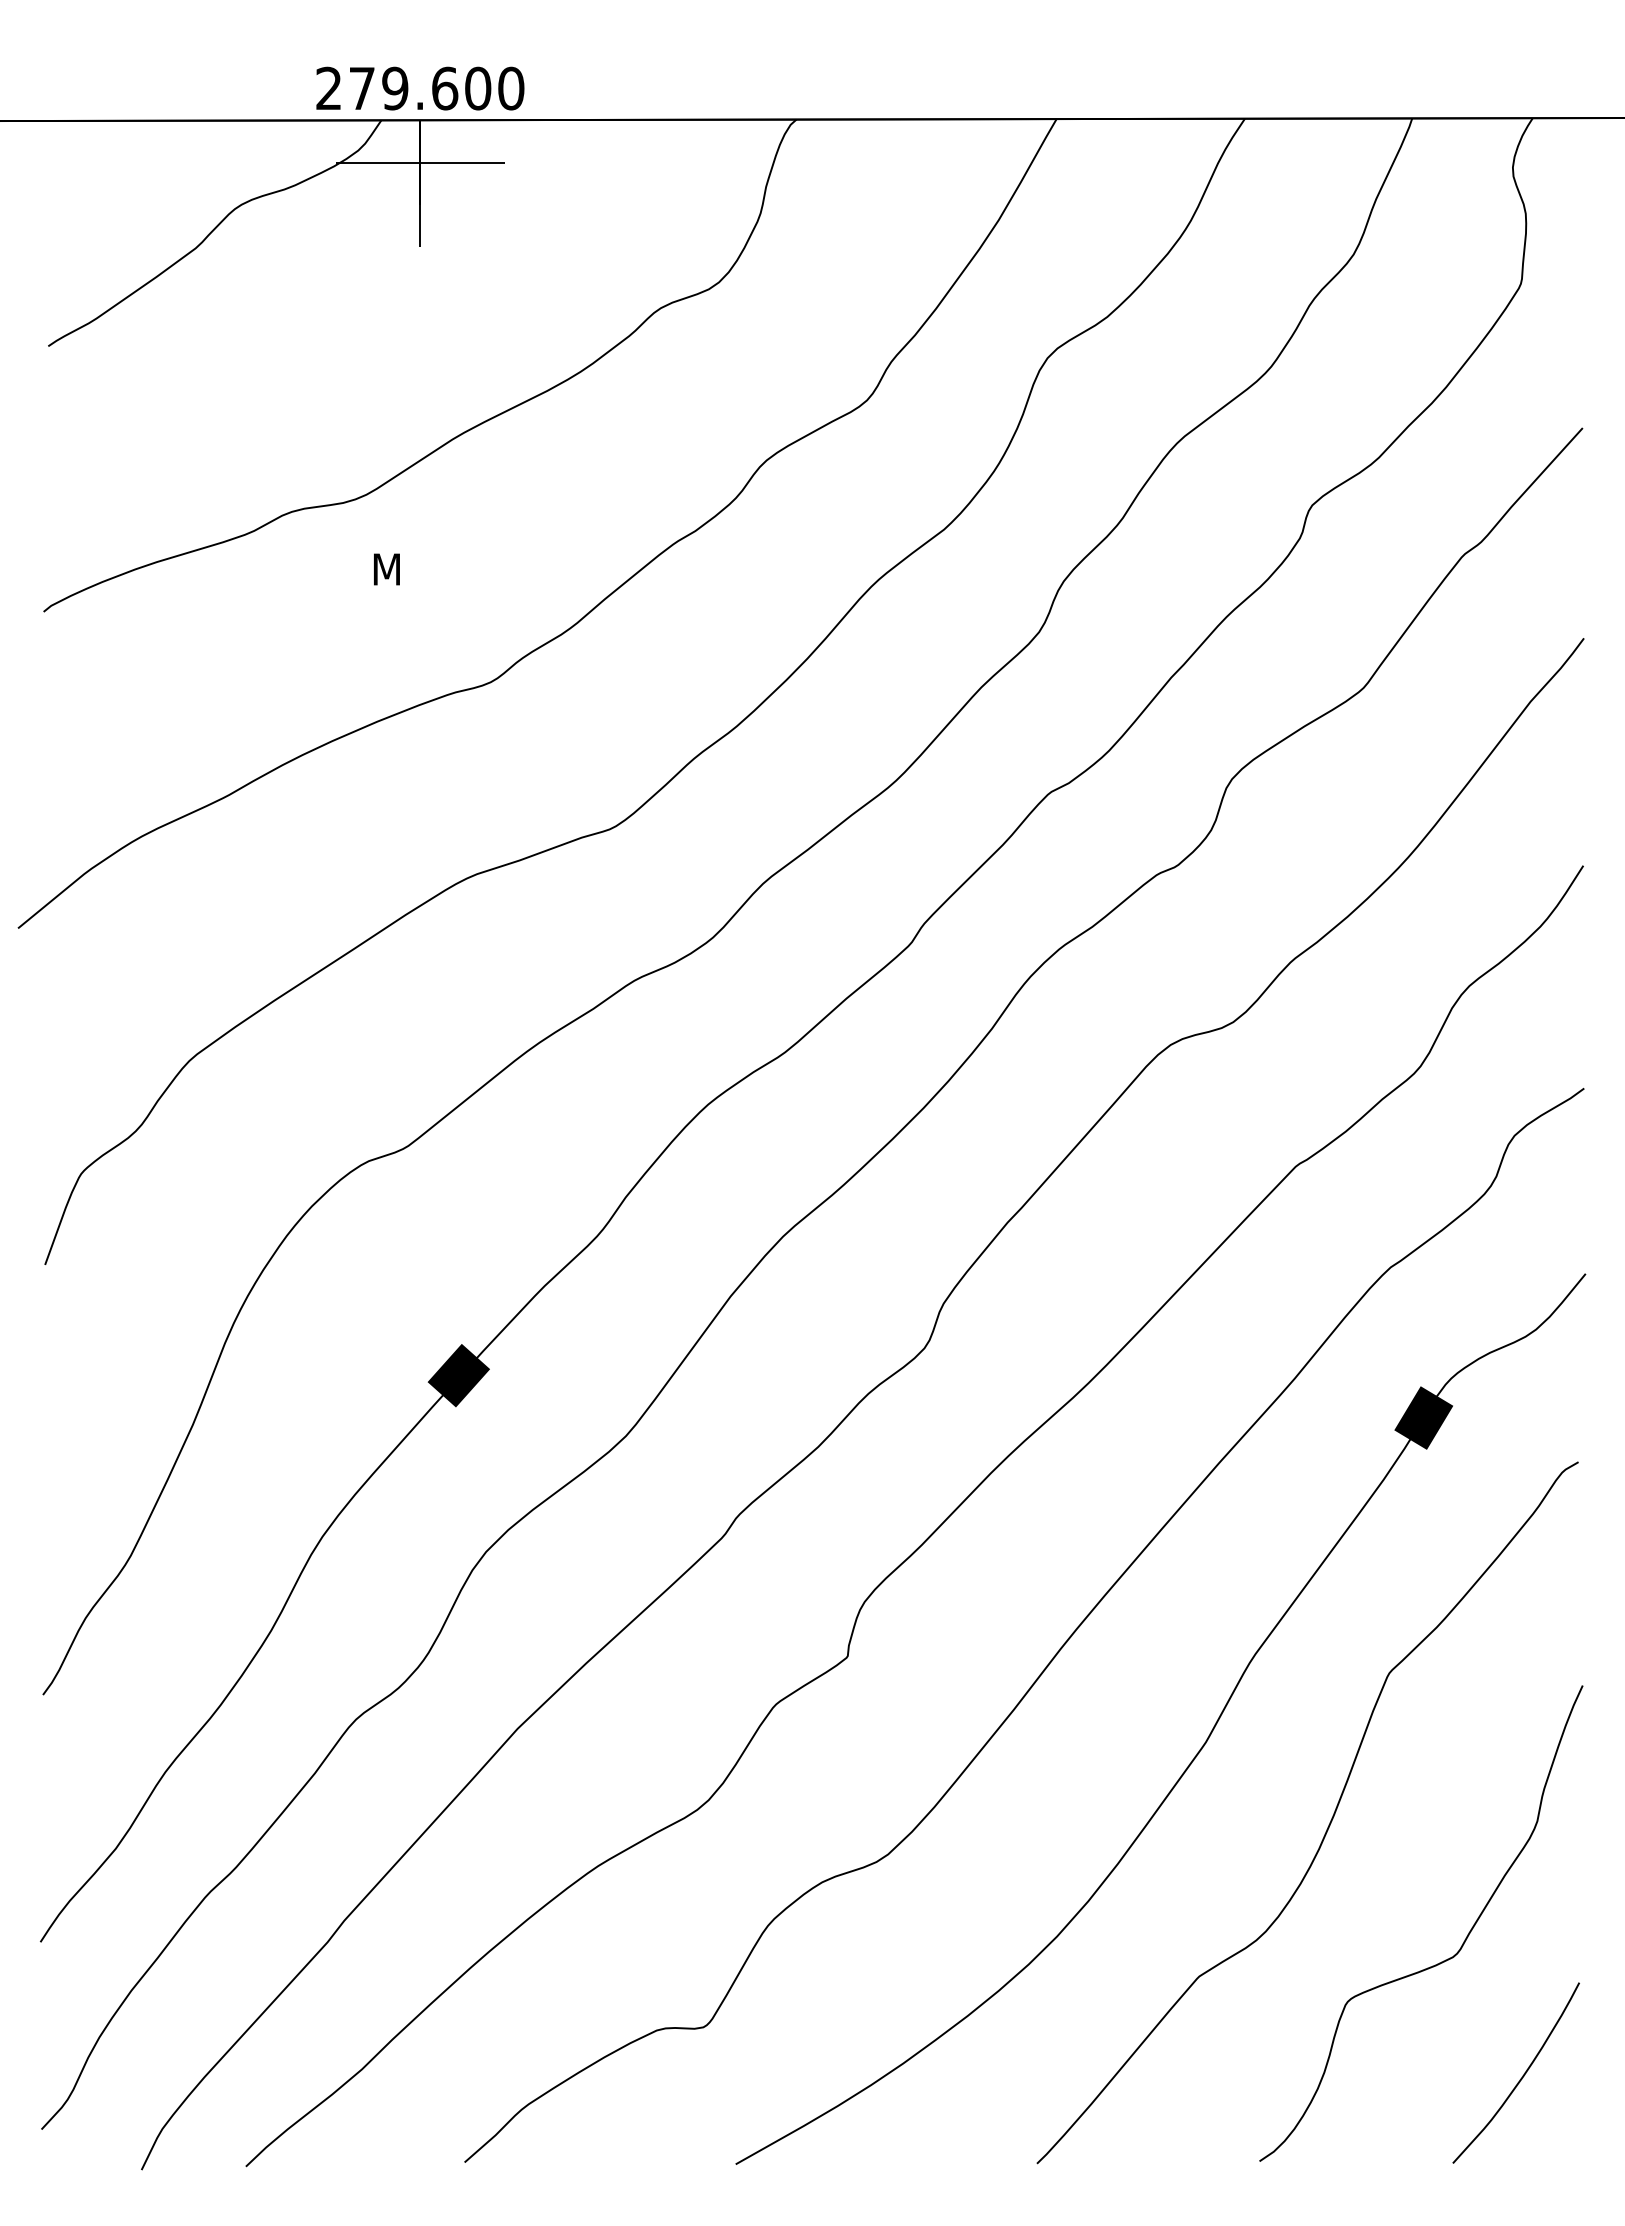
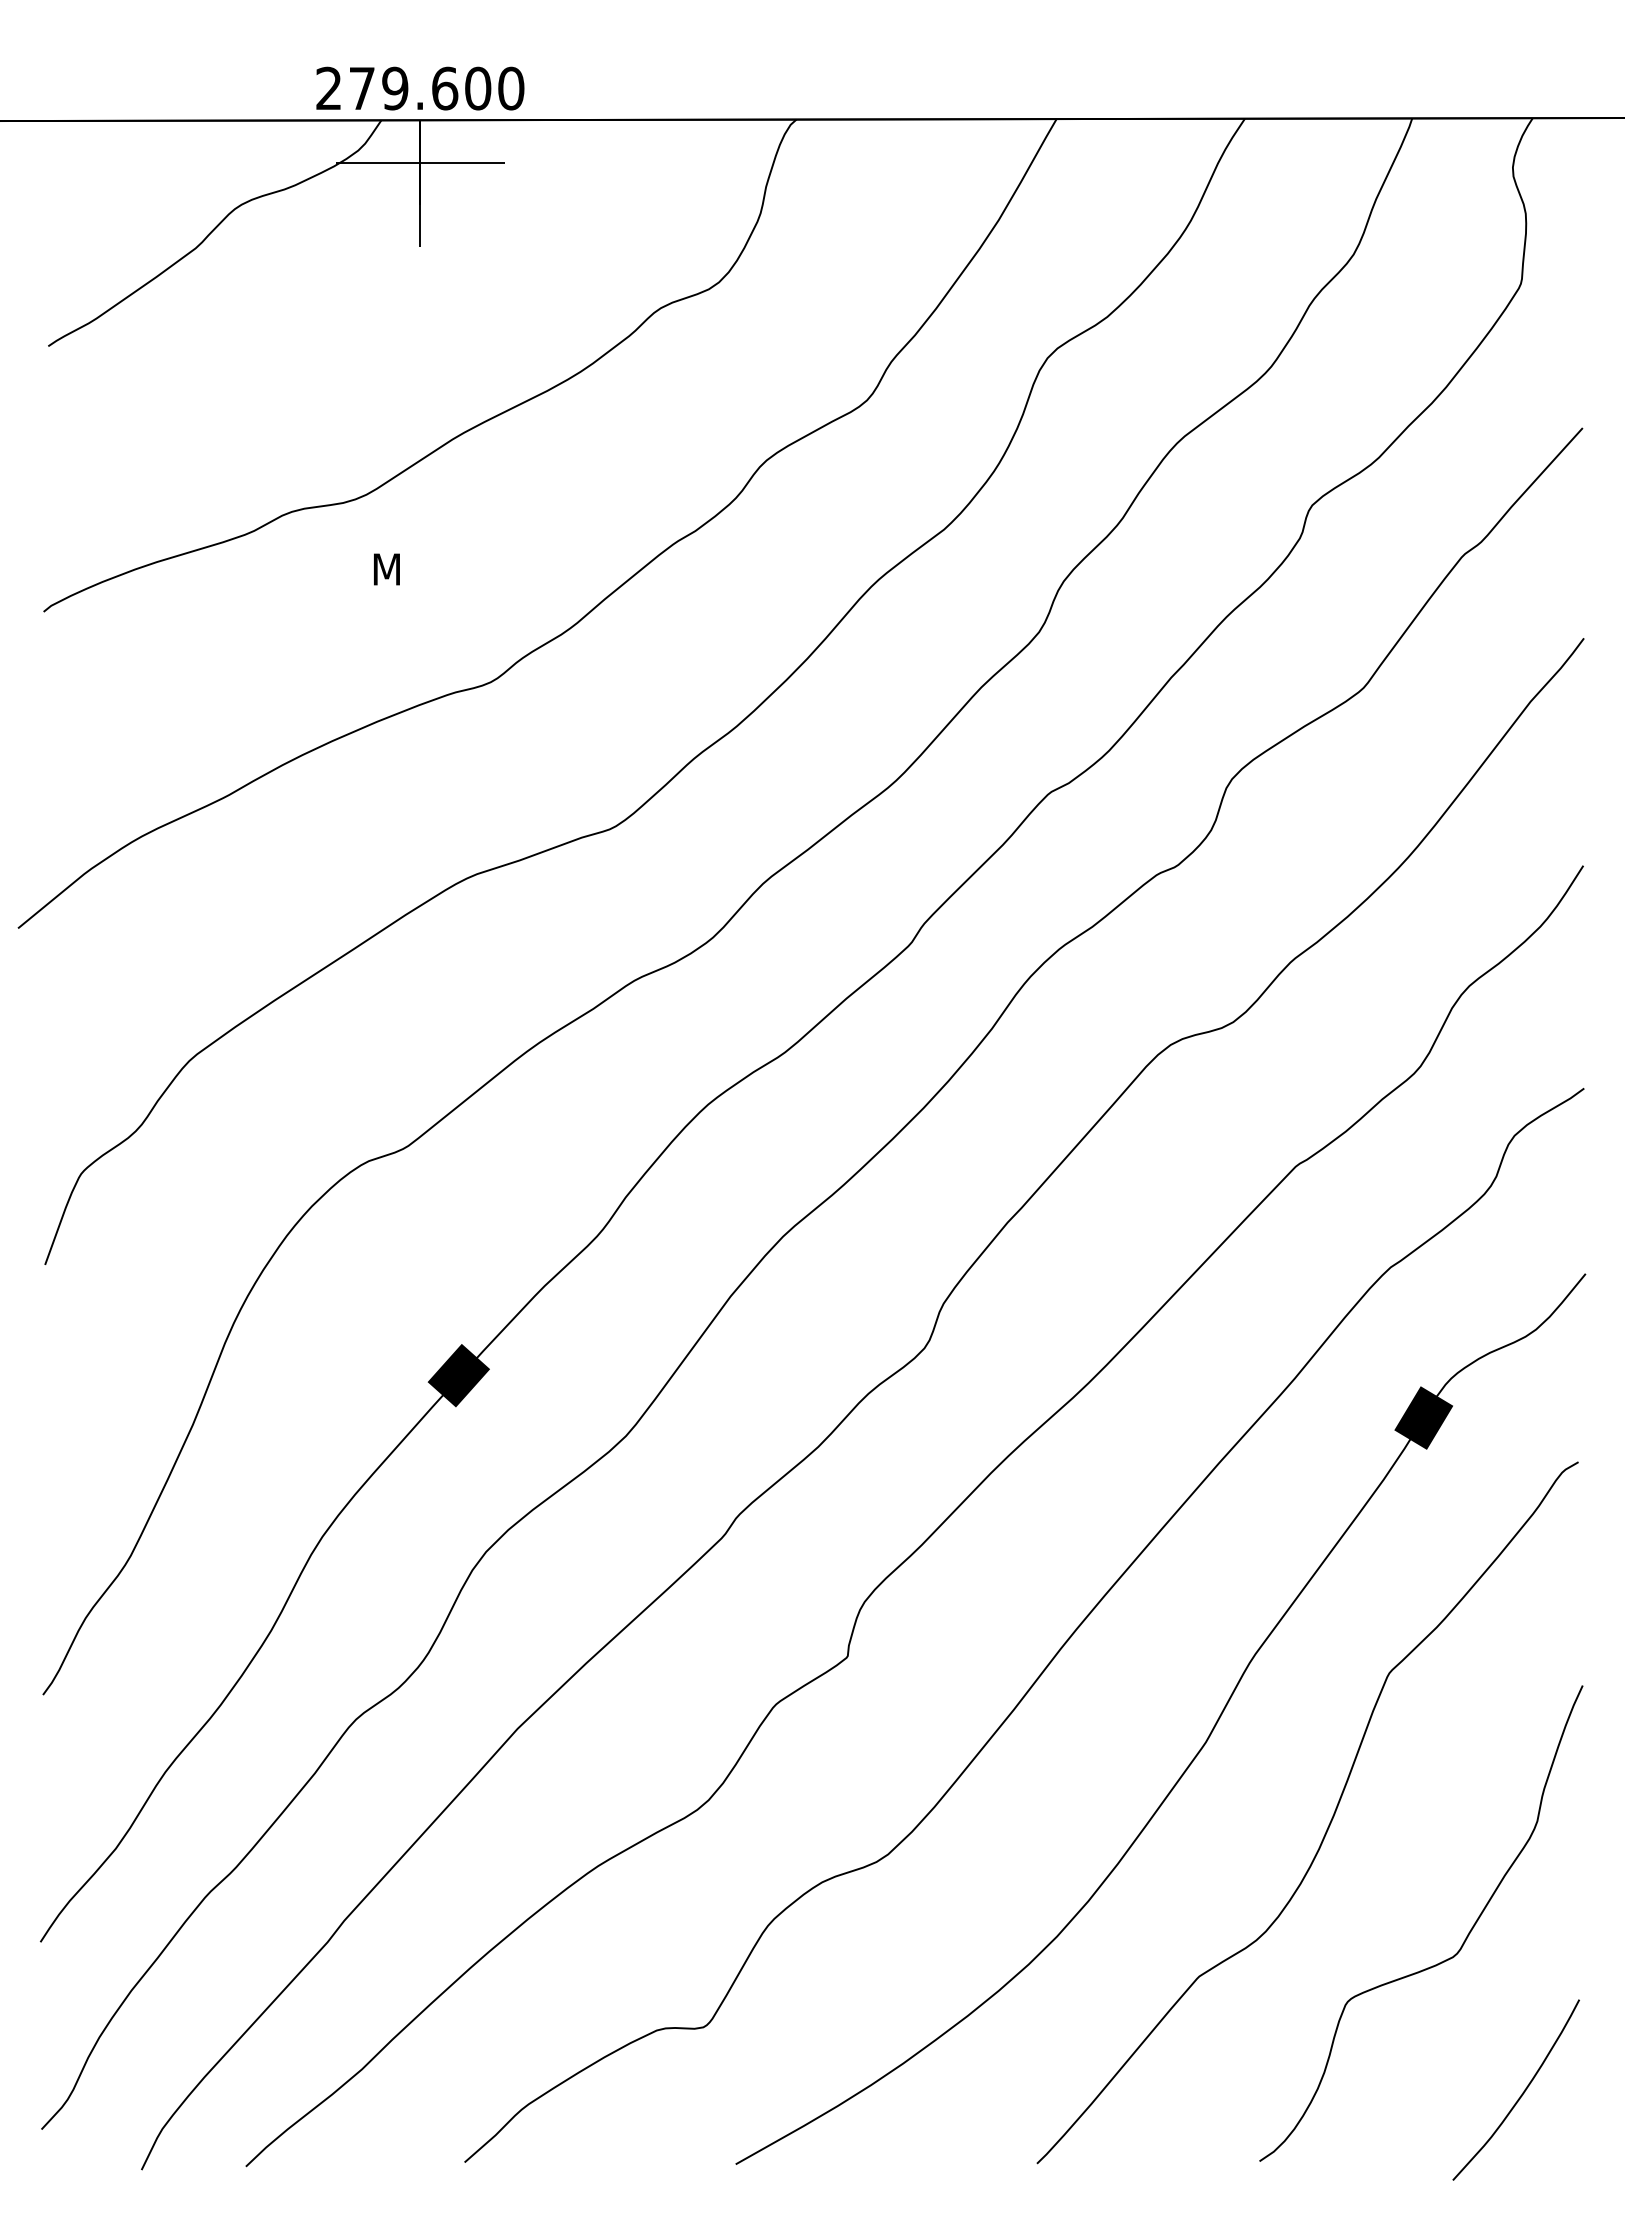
curve position: (1522, 2075) -> (1522, 2092) (1522, 2092)
